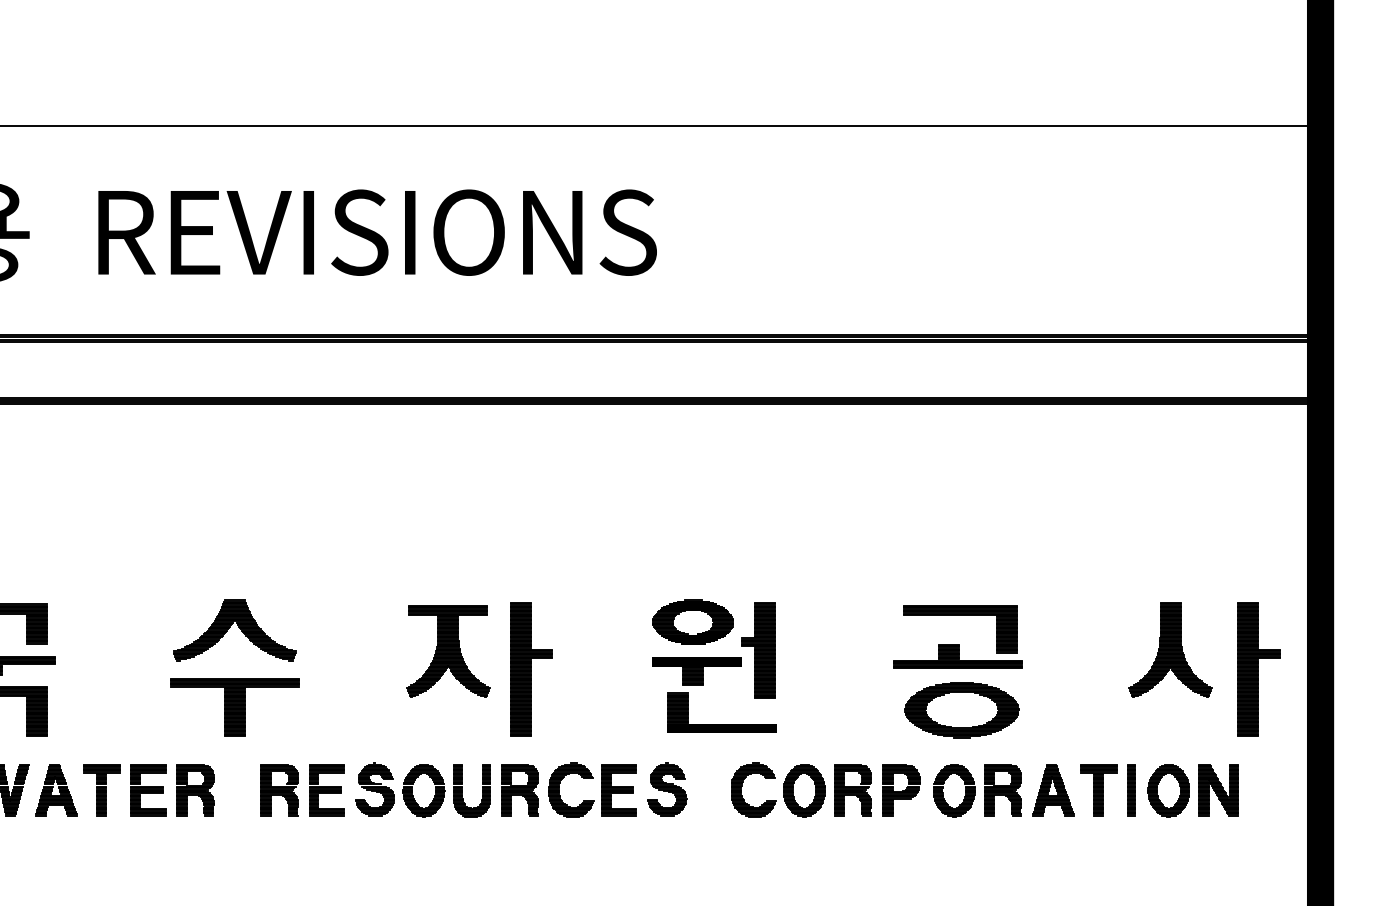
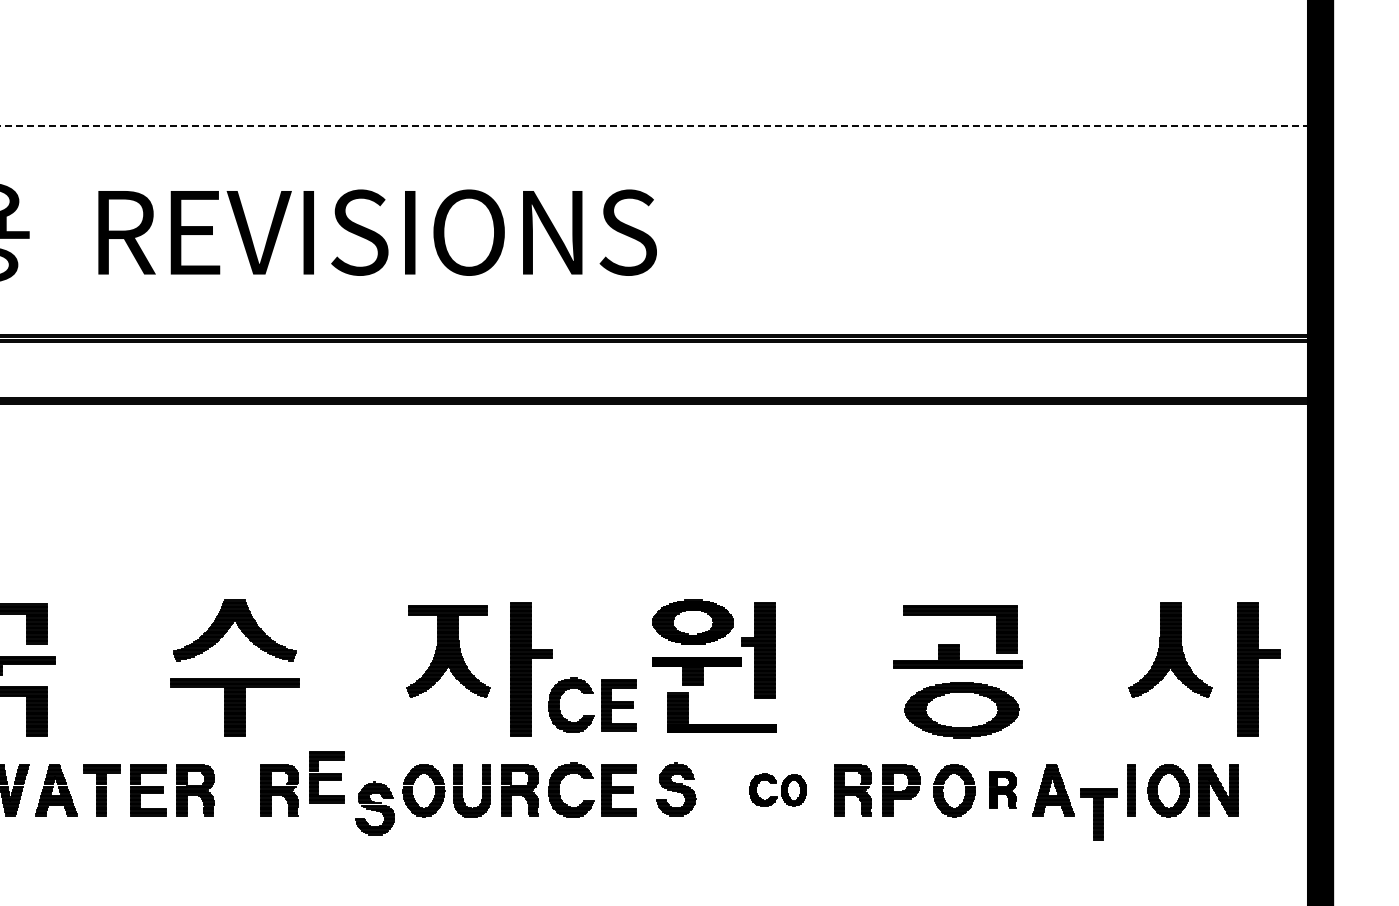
line: solid -> dashed (657, 126)
part: none -> present (601, 704)
part position: (374, 789) -> (374, 808) (374, 808)
part position: (667, 789) -> (676, 789) (676, 789)
part size: 95x56 px -> 58x34 px (777, 789)
part position: (326, 790) -> (326, 777) (326, 777)
part size: 38x53 px -> 28x38 px (1002, 789)
part position: (1098, 790) -> (1098, 814) (1098, 814)
